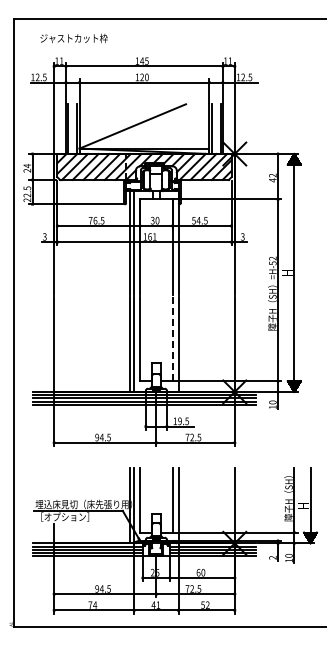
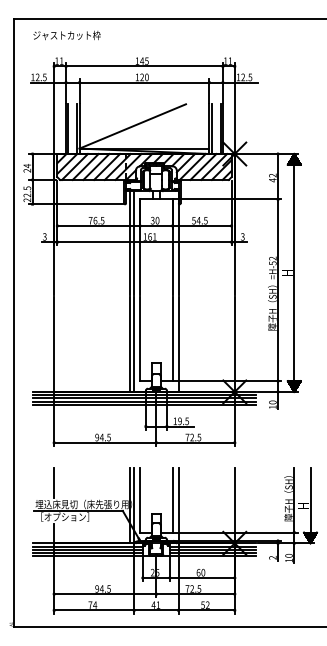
text position: (73, 38) -> (66, 35) (66, 35)
line: dashed -> solid (172, 339)
line: none -> present (54, 482)
